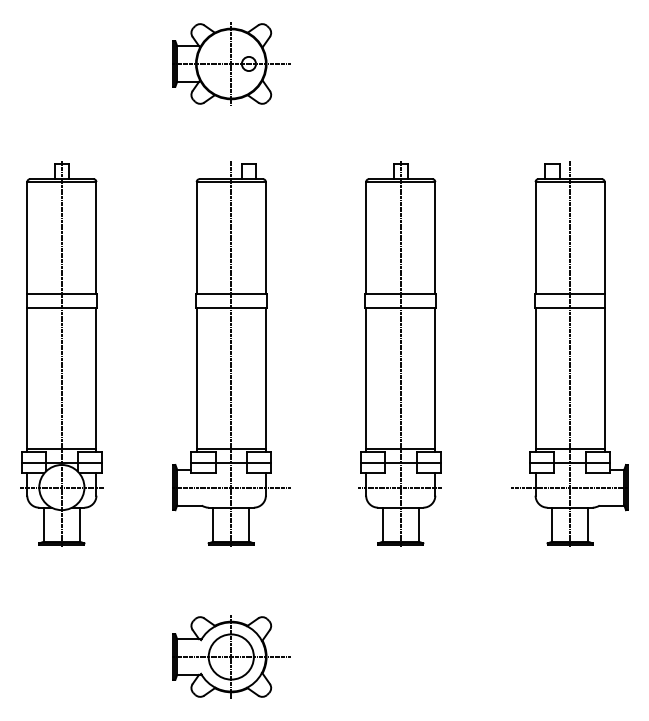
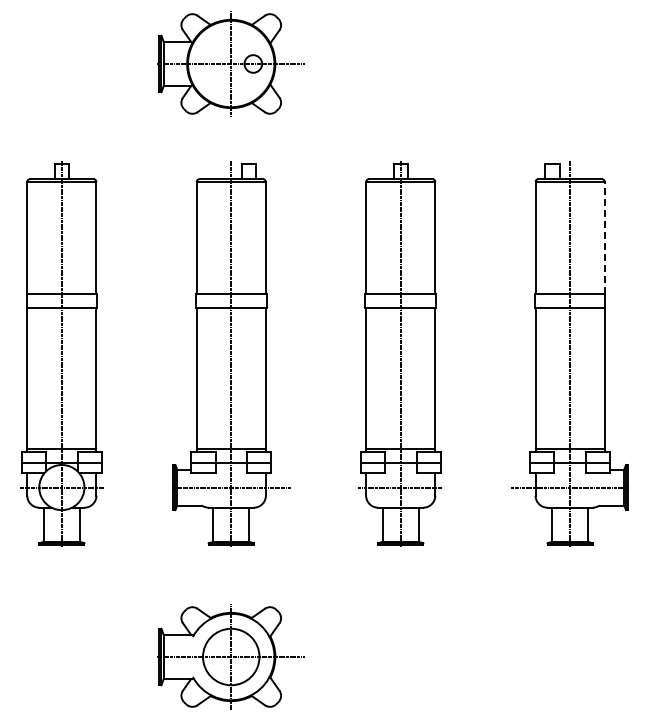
part size: 119x84 px -> 148x106 px (230, 63)
line: solid -> dashed (604, 237)
part size: 119x84 px -> 148x106 px (230, 656)
